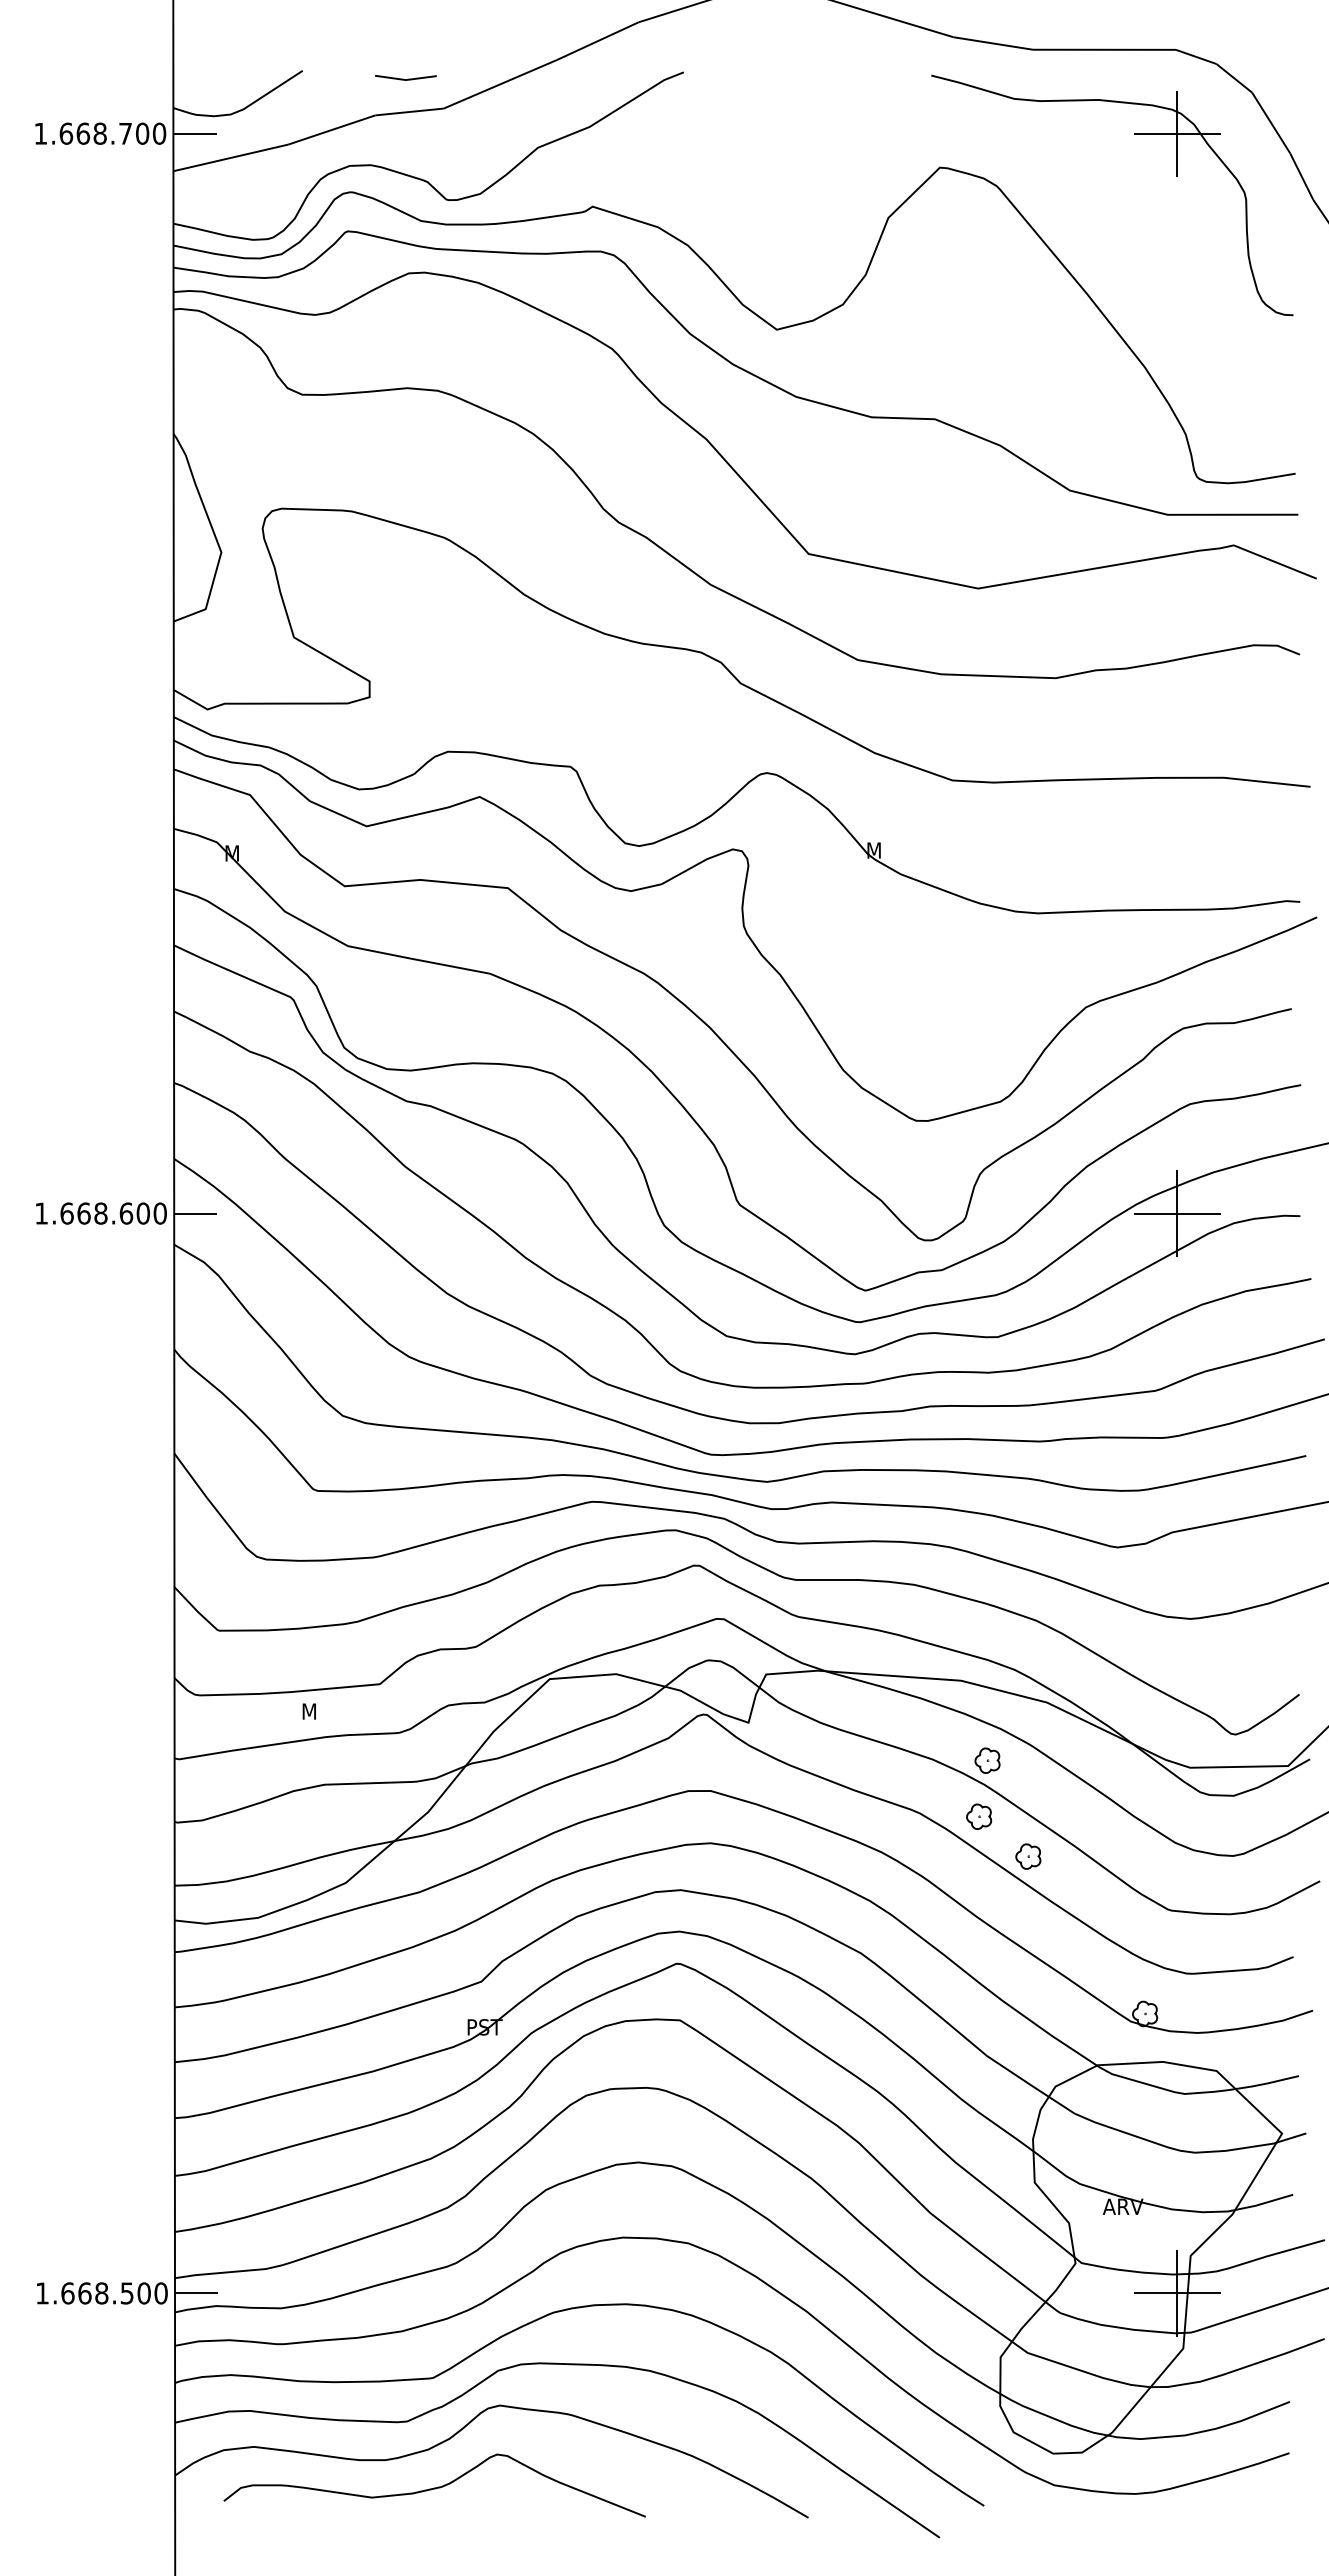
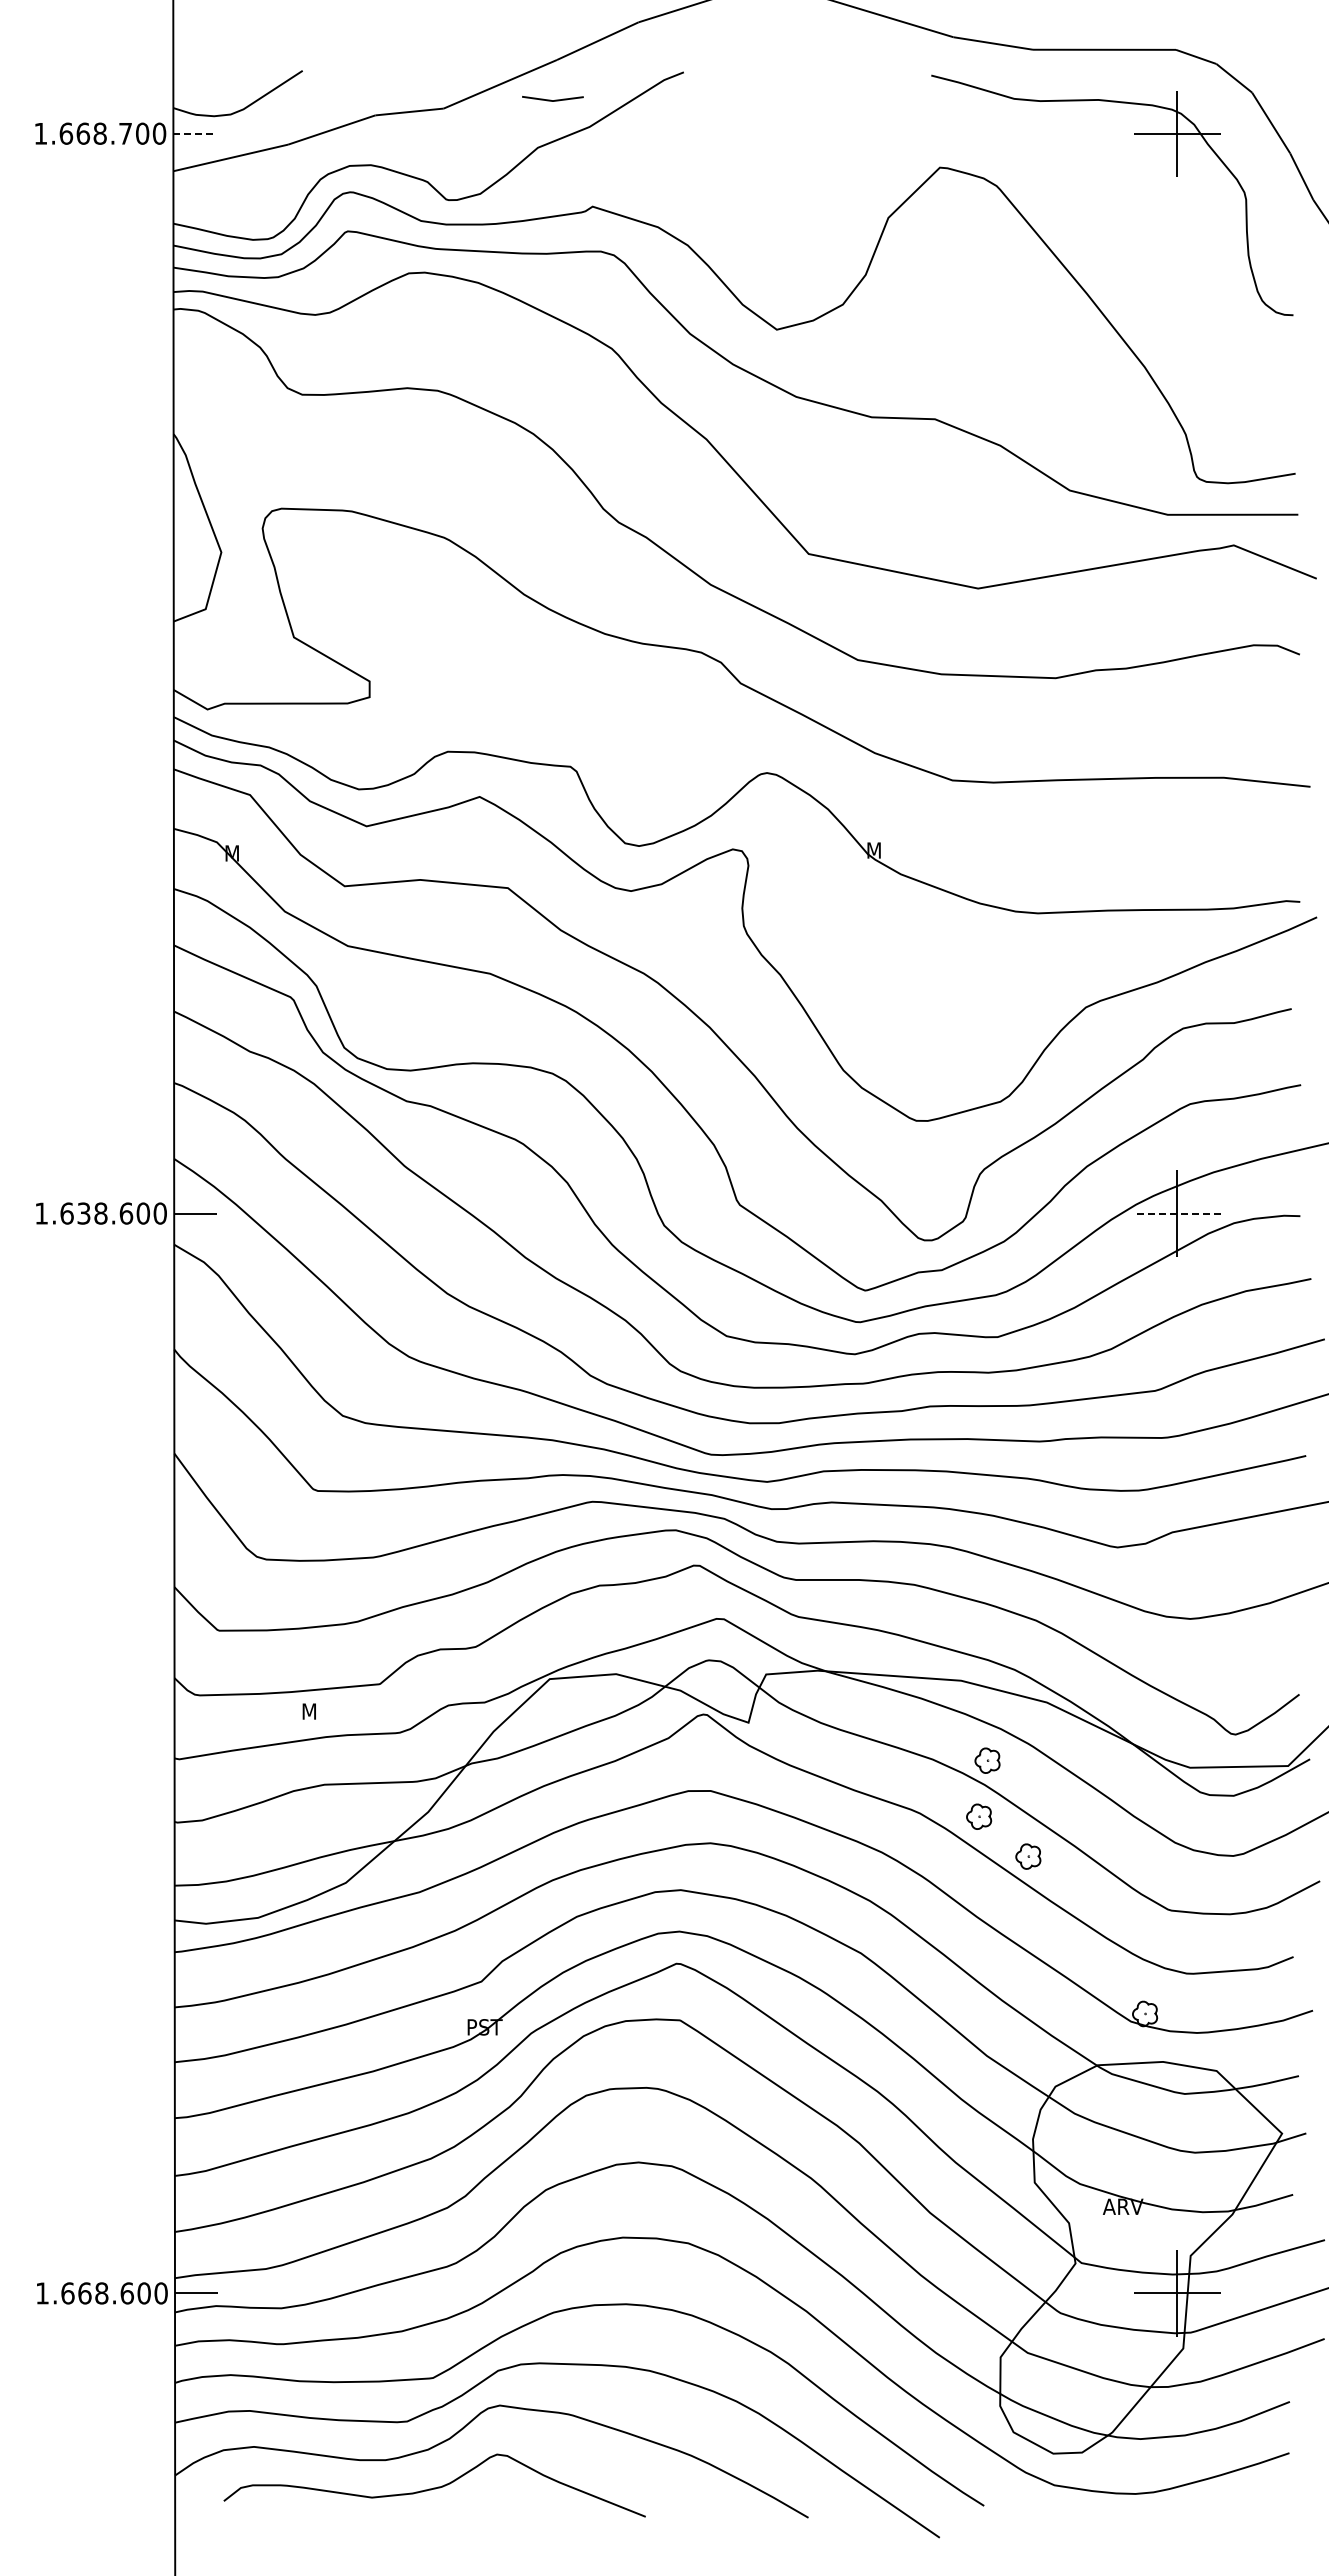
line position: (405, 79) -> (552, 100) (552, 100)
line: solid -> dashed (195, 133)
text: 1.668.600 -> 1.638.600 (83, 1213)
line: solid -> dashed (1176, 1213)
text: 1.668.500 -> 1.668.600 (126, 2293)
